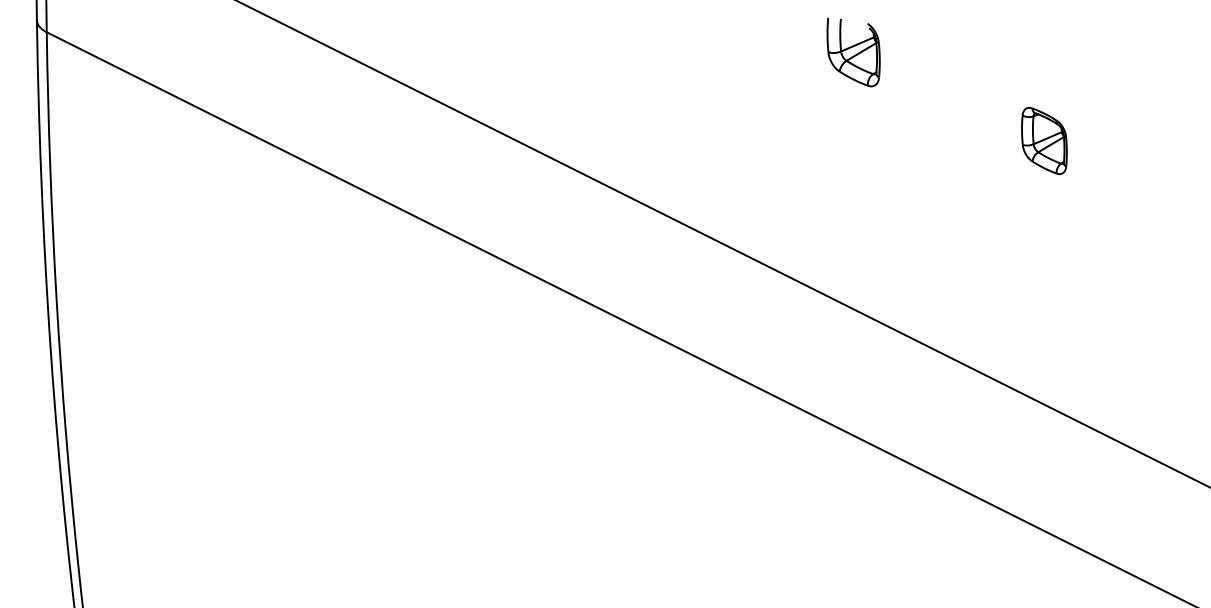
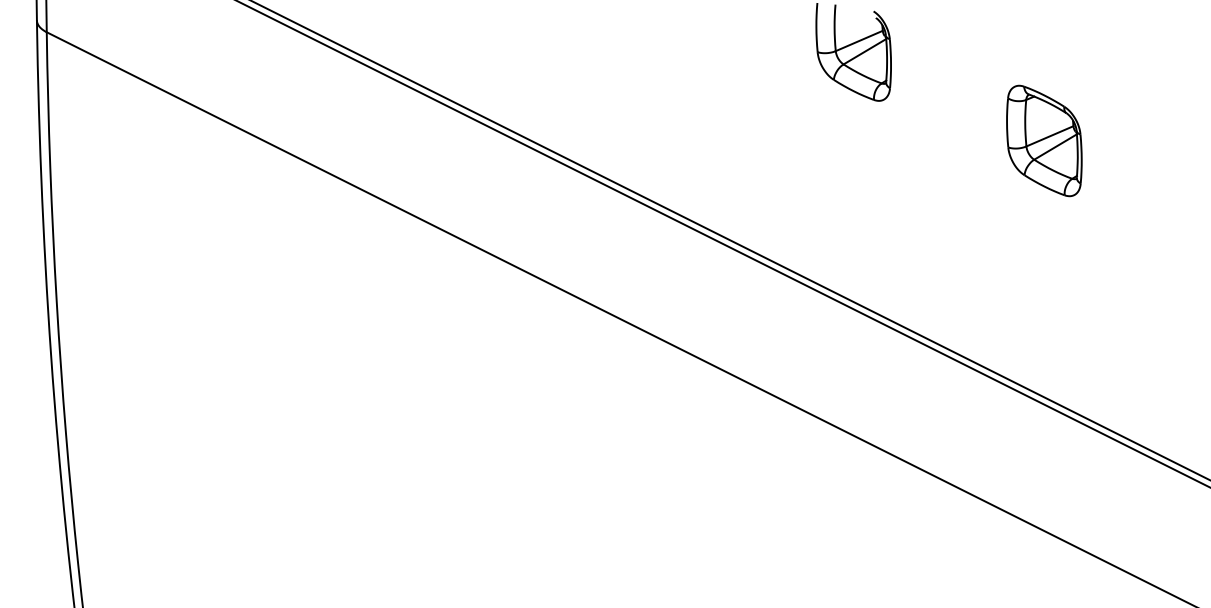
part size: 55x71 px -> 77x99 px (853, 52)
part size: 47x68 px -> 77x114 px (1044, 140)
line: none -> present (730, 240)
